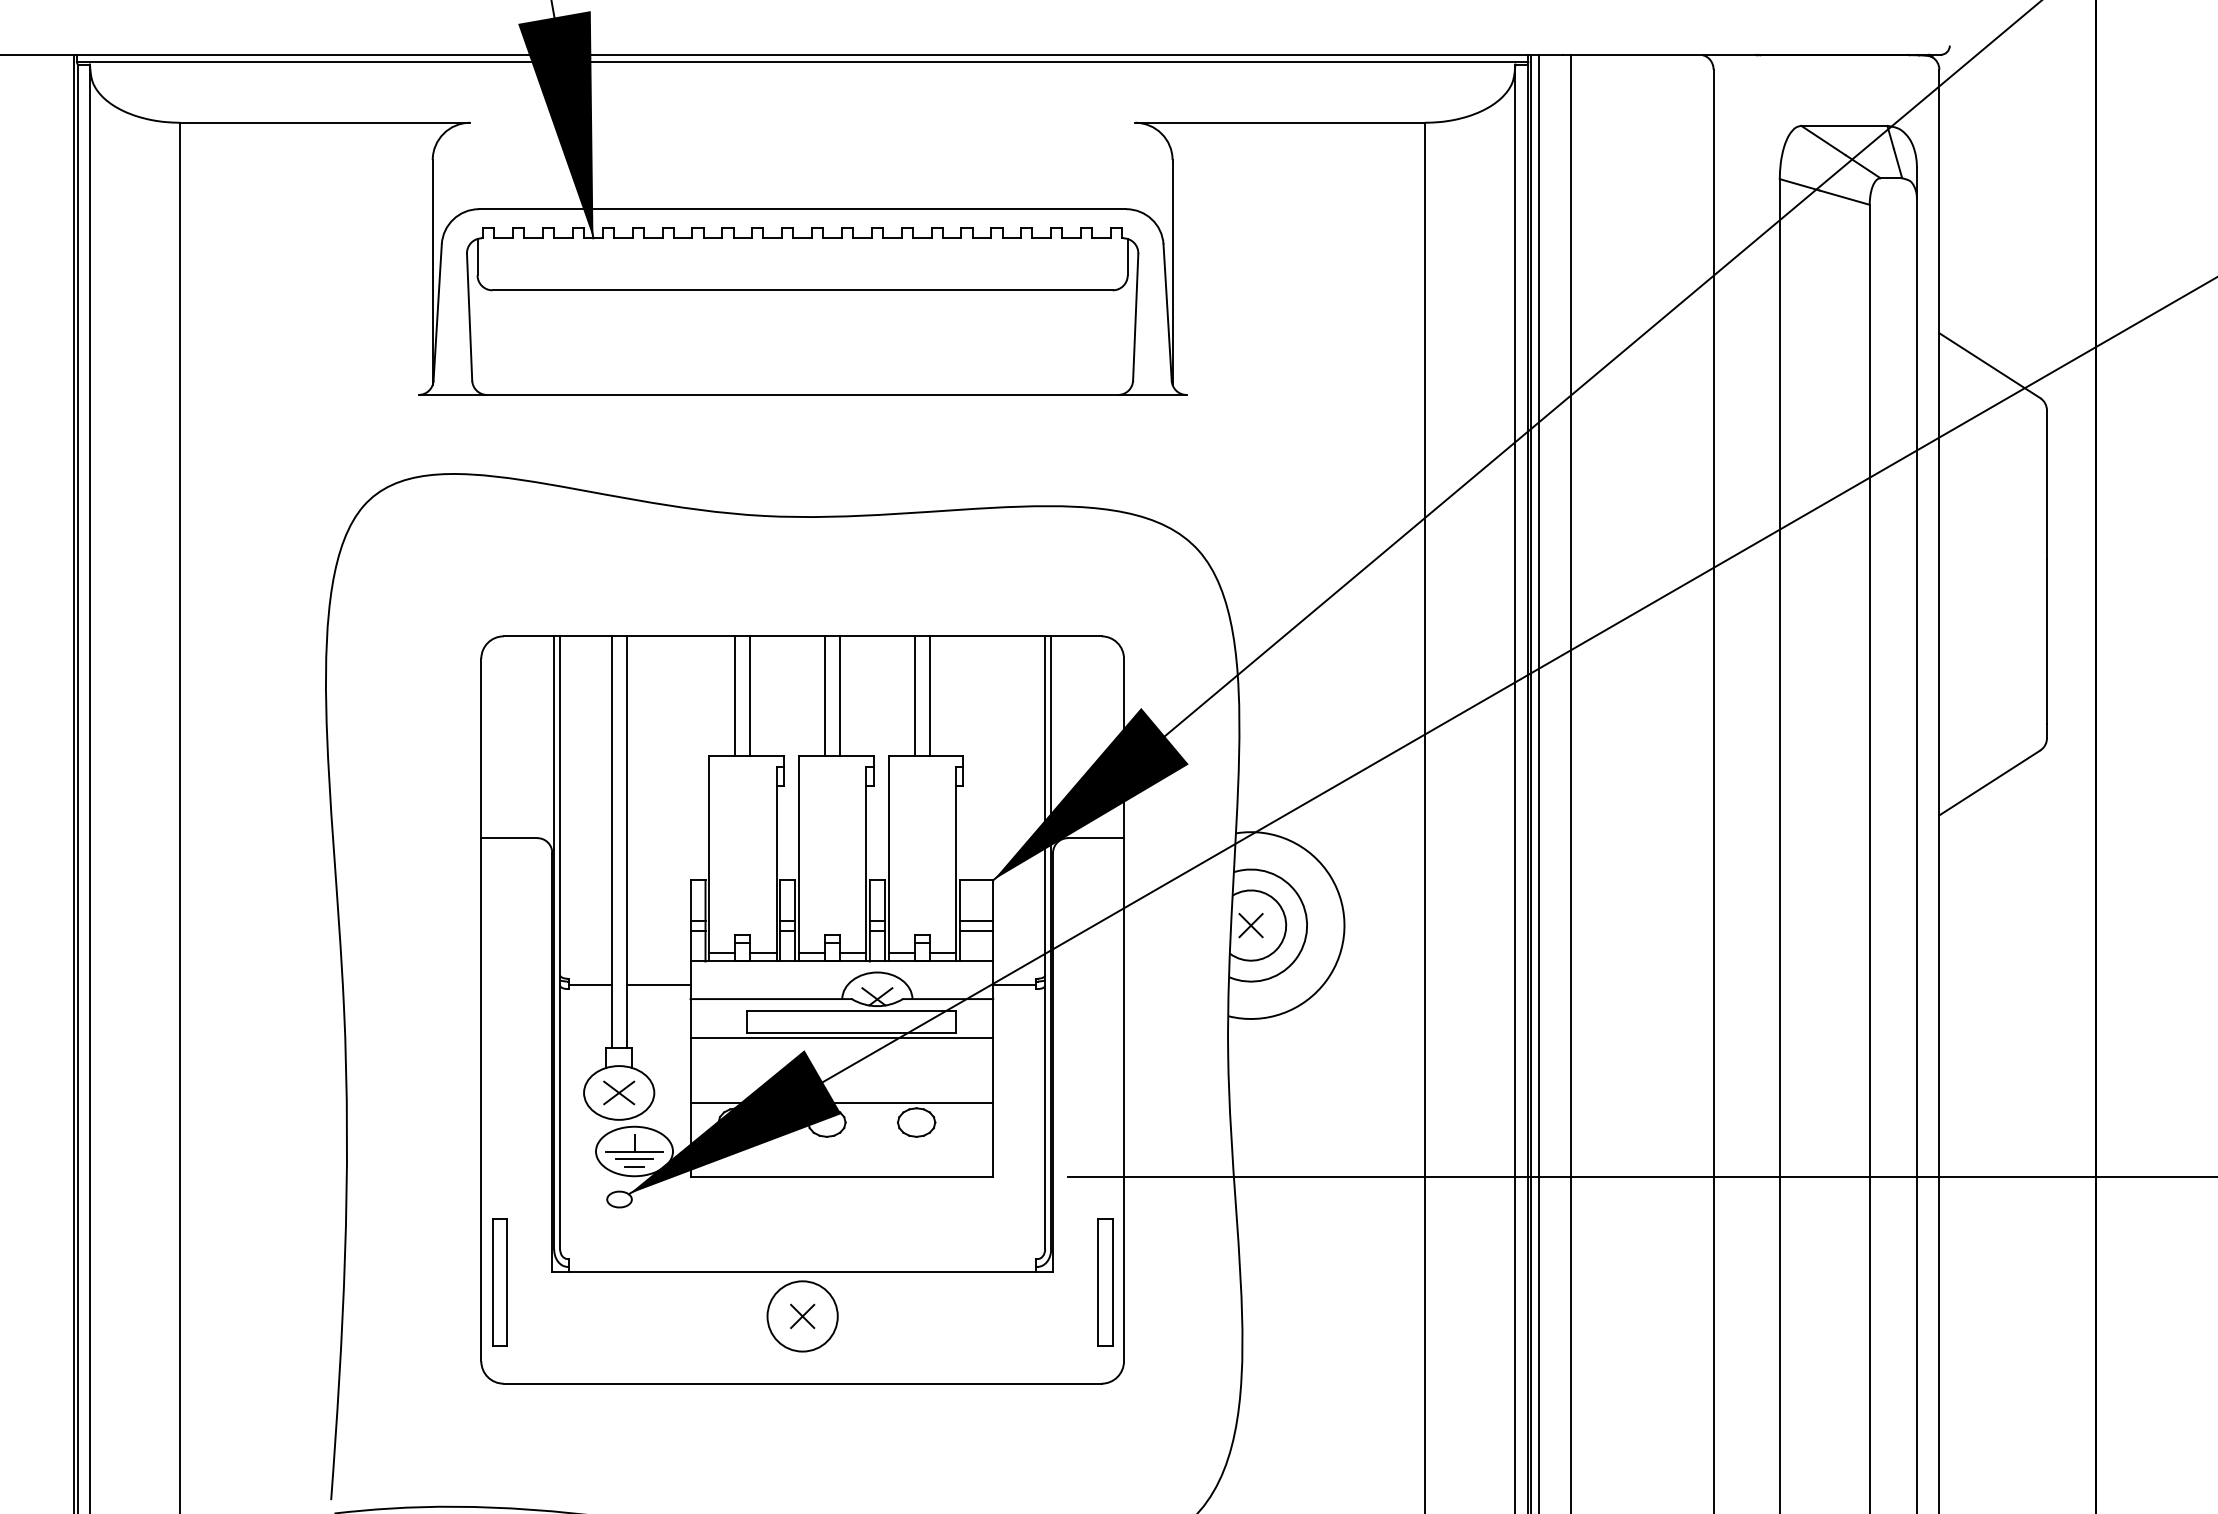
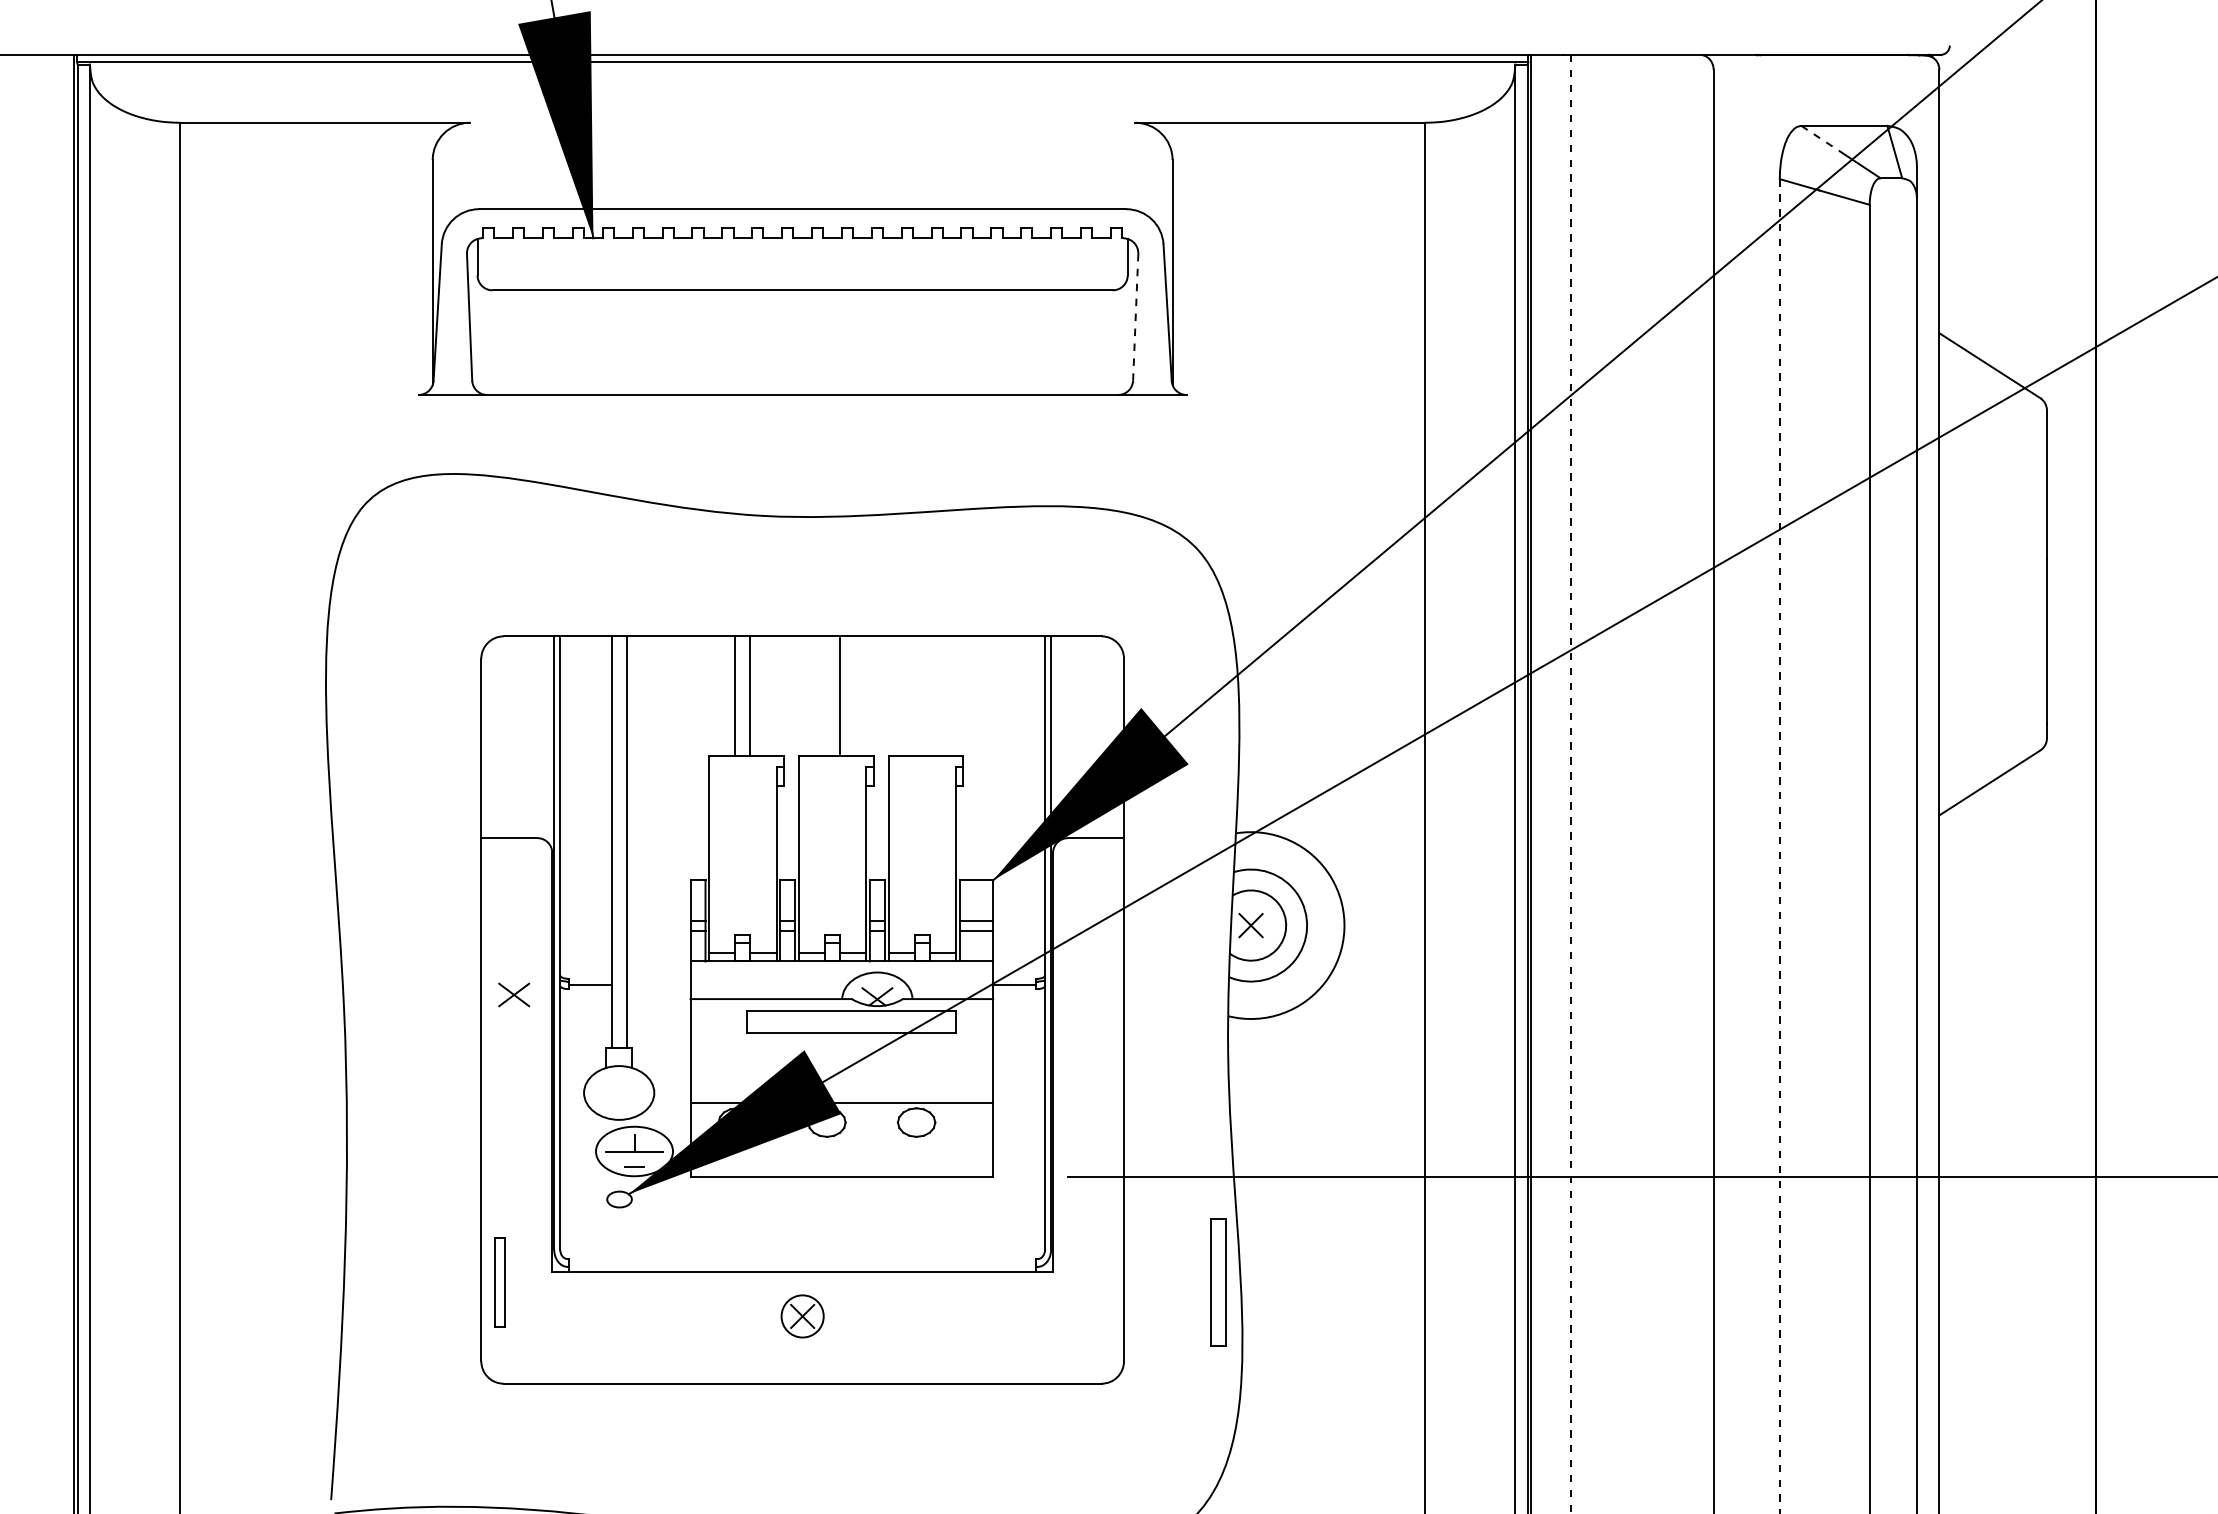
line: solid -> dashed (1823, 140)
line: solid -> dashed (1135, 317)
line: present -> none (825, 696)
line: present -> none (914, 696)
line: present -> none (929, 696)
line: present -> none (1538, 782)
line: solid -> dashed (1571, 784)
line: solid -> dashed (1779, 846)
line: present -> none (658, 985)
line: present -> none (841, 1037)
part position: (619, 1092) -> (514, 994) (514, 994)
line: present -> none (634, 1159)
part size: 16x129 px -> 12x91 px (499, 1282)
part position: (1105, 1282) -> (1218, 1282) (1218, 1282)
circle diameter: 70 px -> 42 px (802, 1316)
